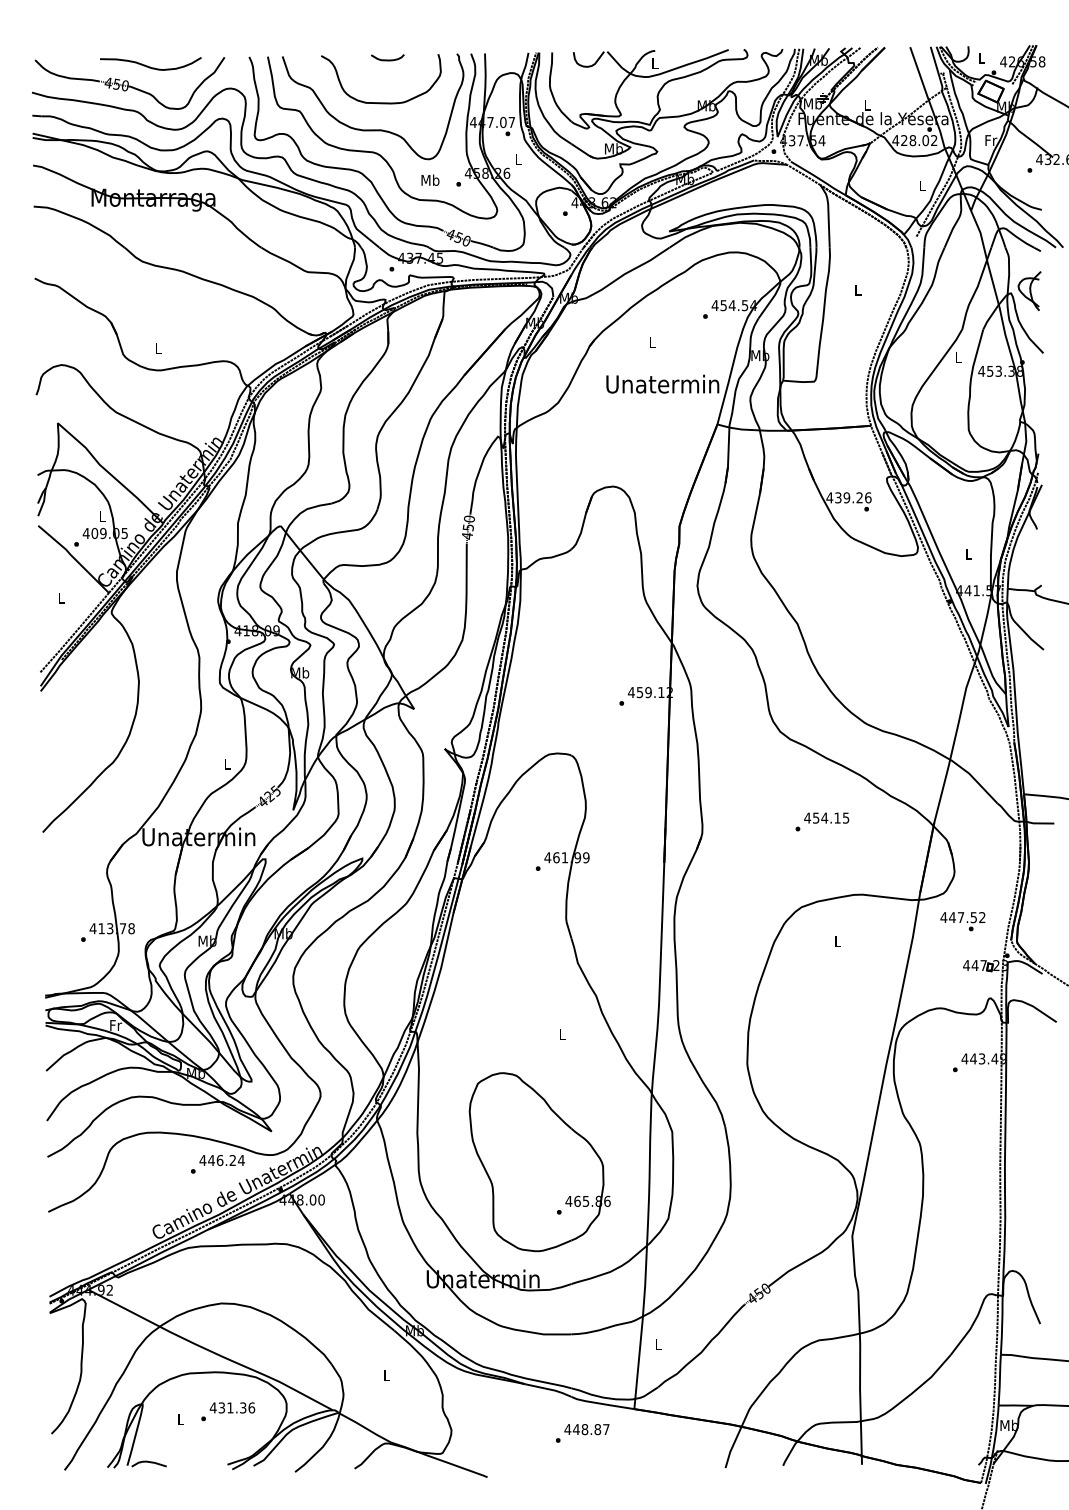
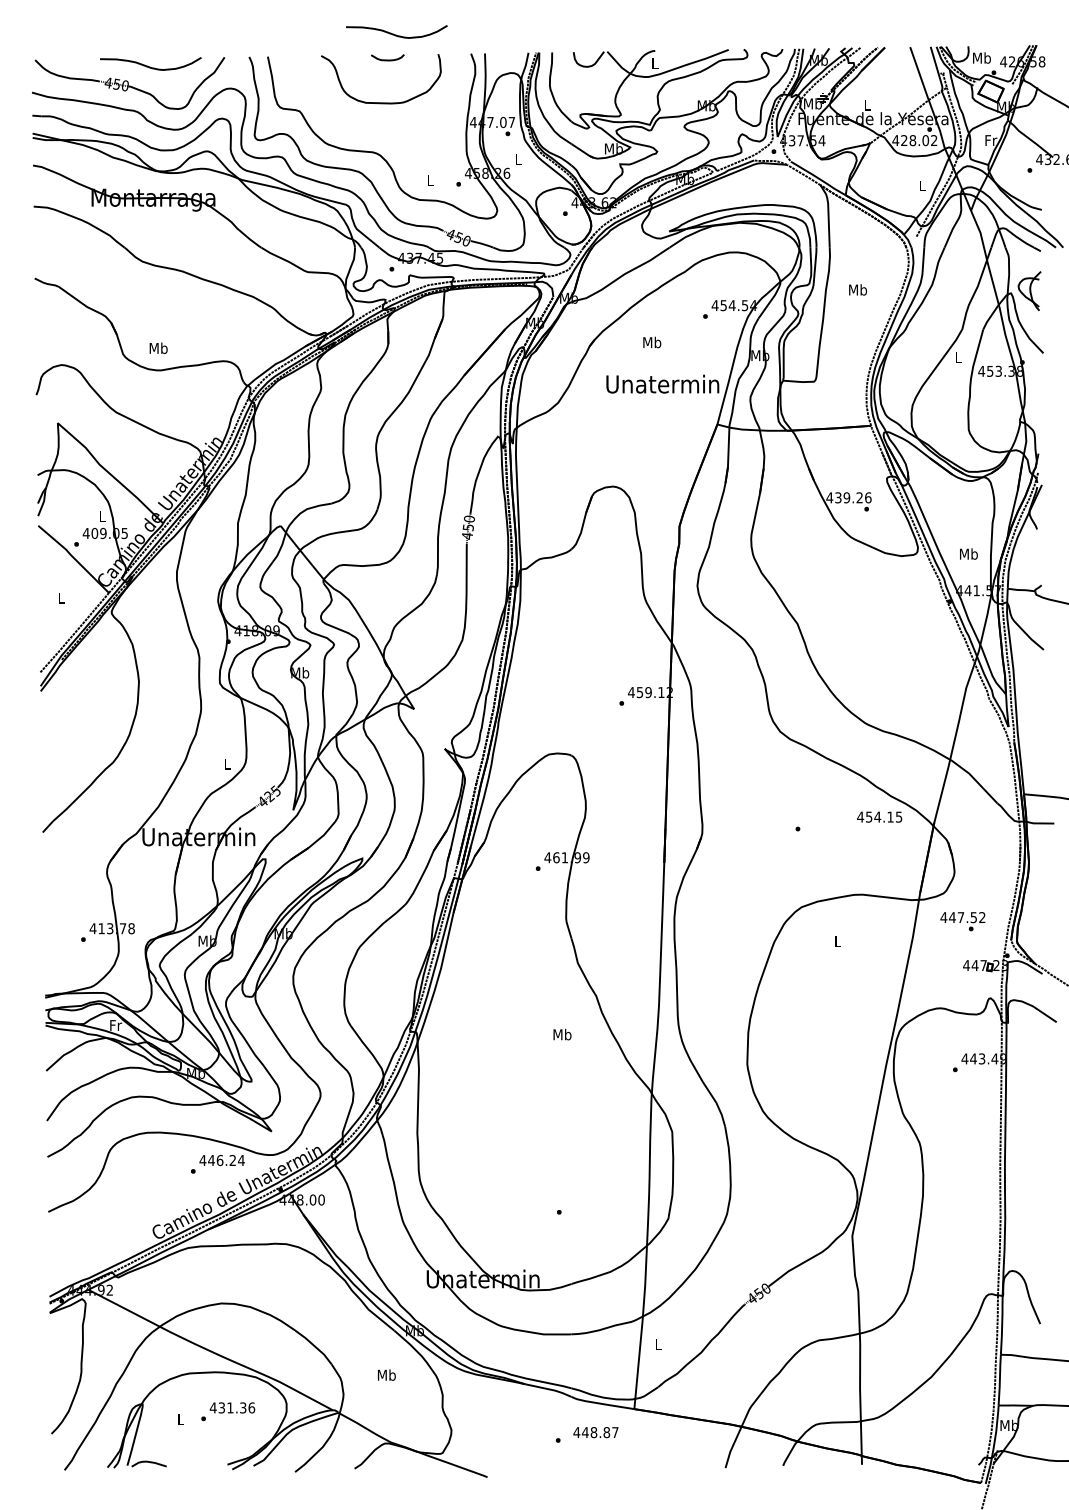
curve: none -> present (396, 34)
text: L -> Mb (981, 57)
curve: present -> none (373, 129)
text: Mb -> L (430, 179)
text: L -> Mb (858, 289)
text: L -> Mb (652, 342)
text: L -> Mb (158, 347)
text: L -> Mb (968, 553)
text position: (826, 817) -> (879, 816) (879, 816)
text: L -> Mb (562, 1034)
part: present -> none (539, 1162)
text: L -> Mb (386, 1374)
text position: (586, 1429) -> (595, 1432) (595, 1432)
